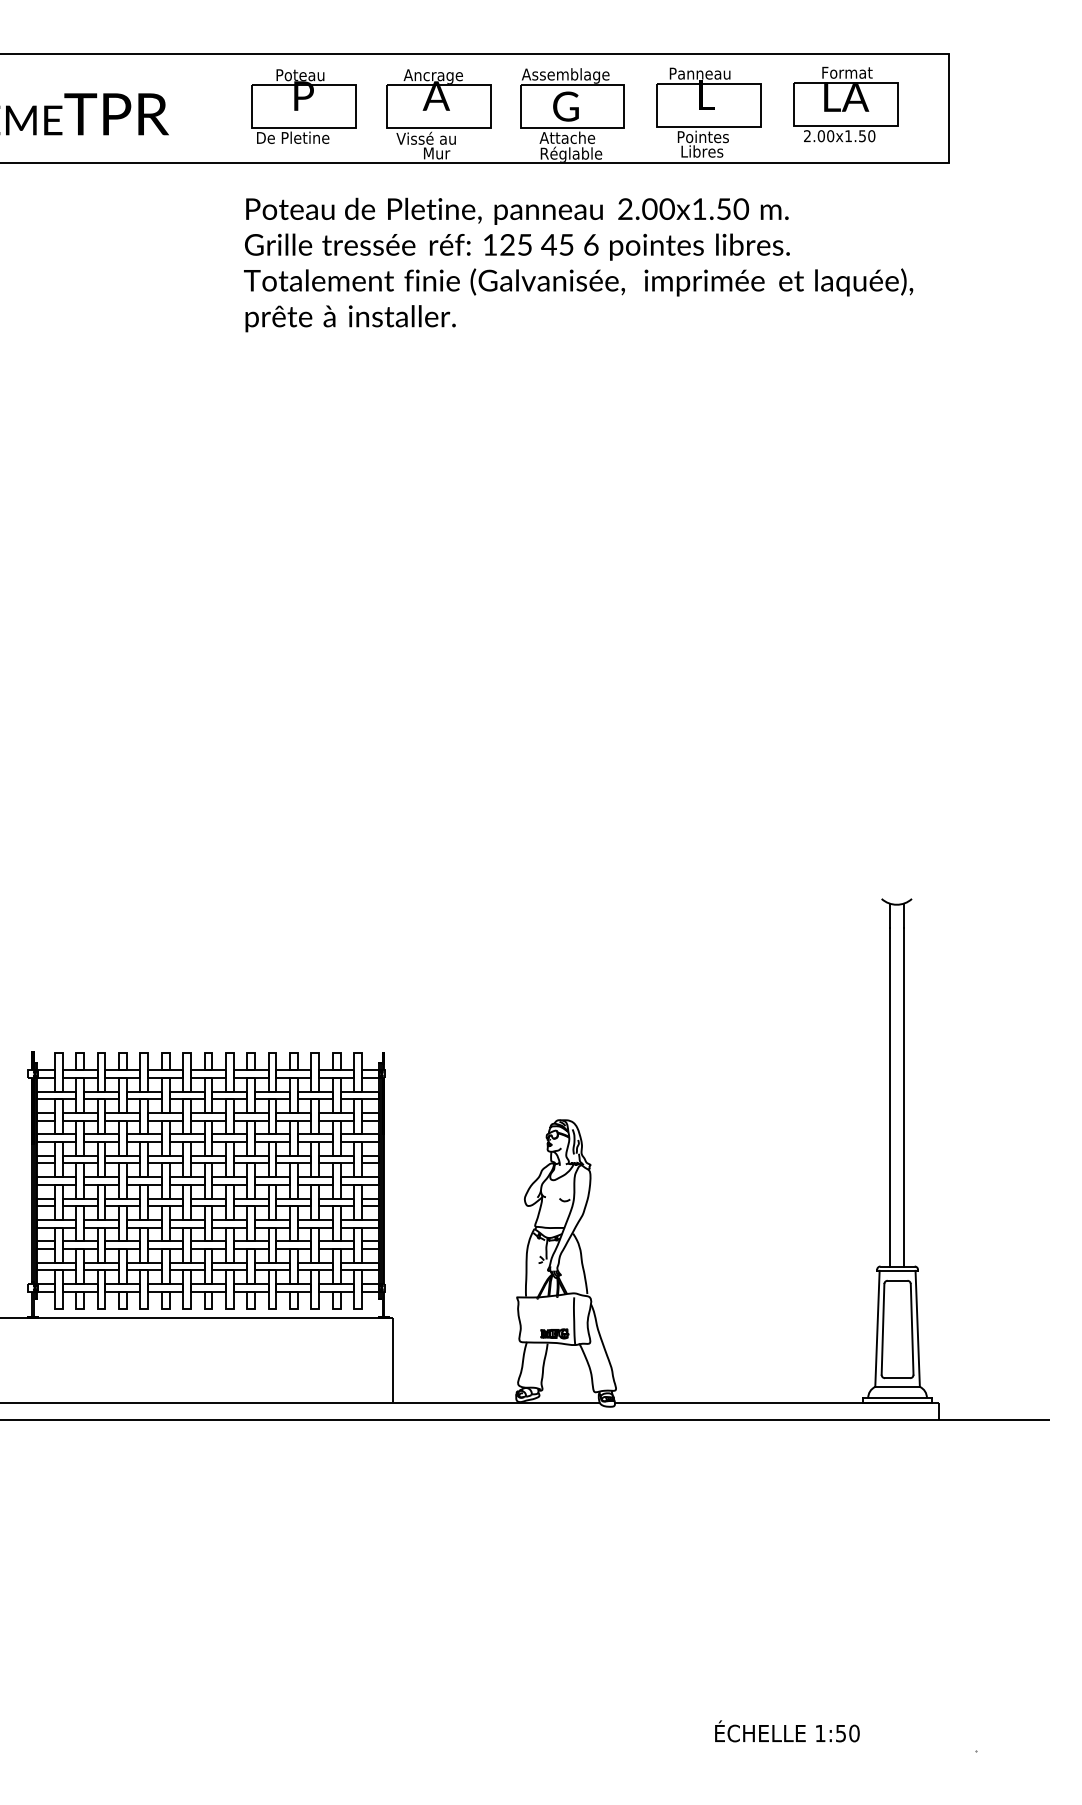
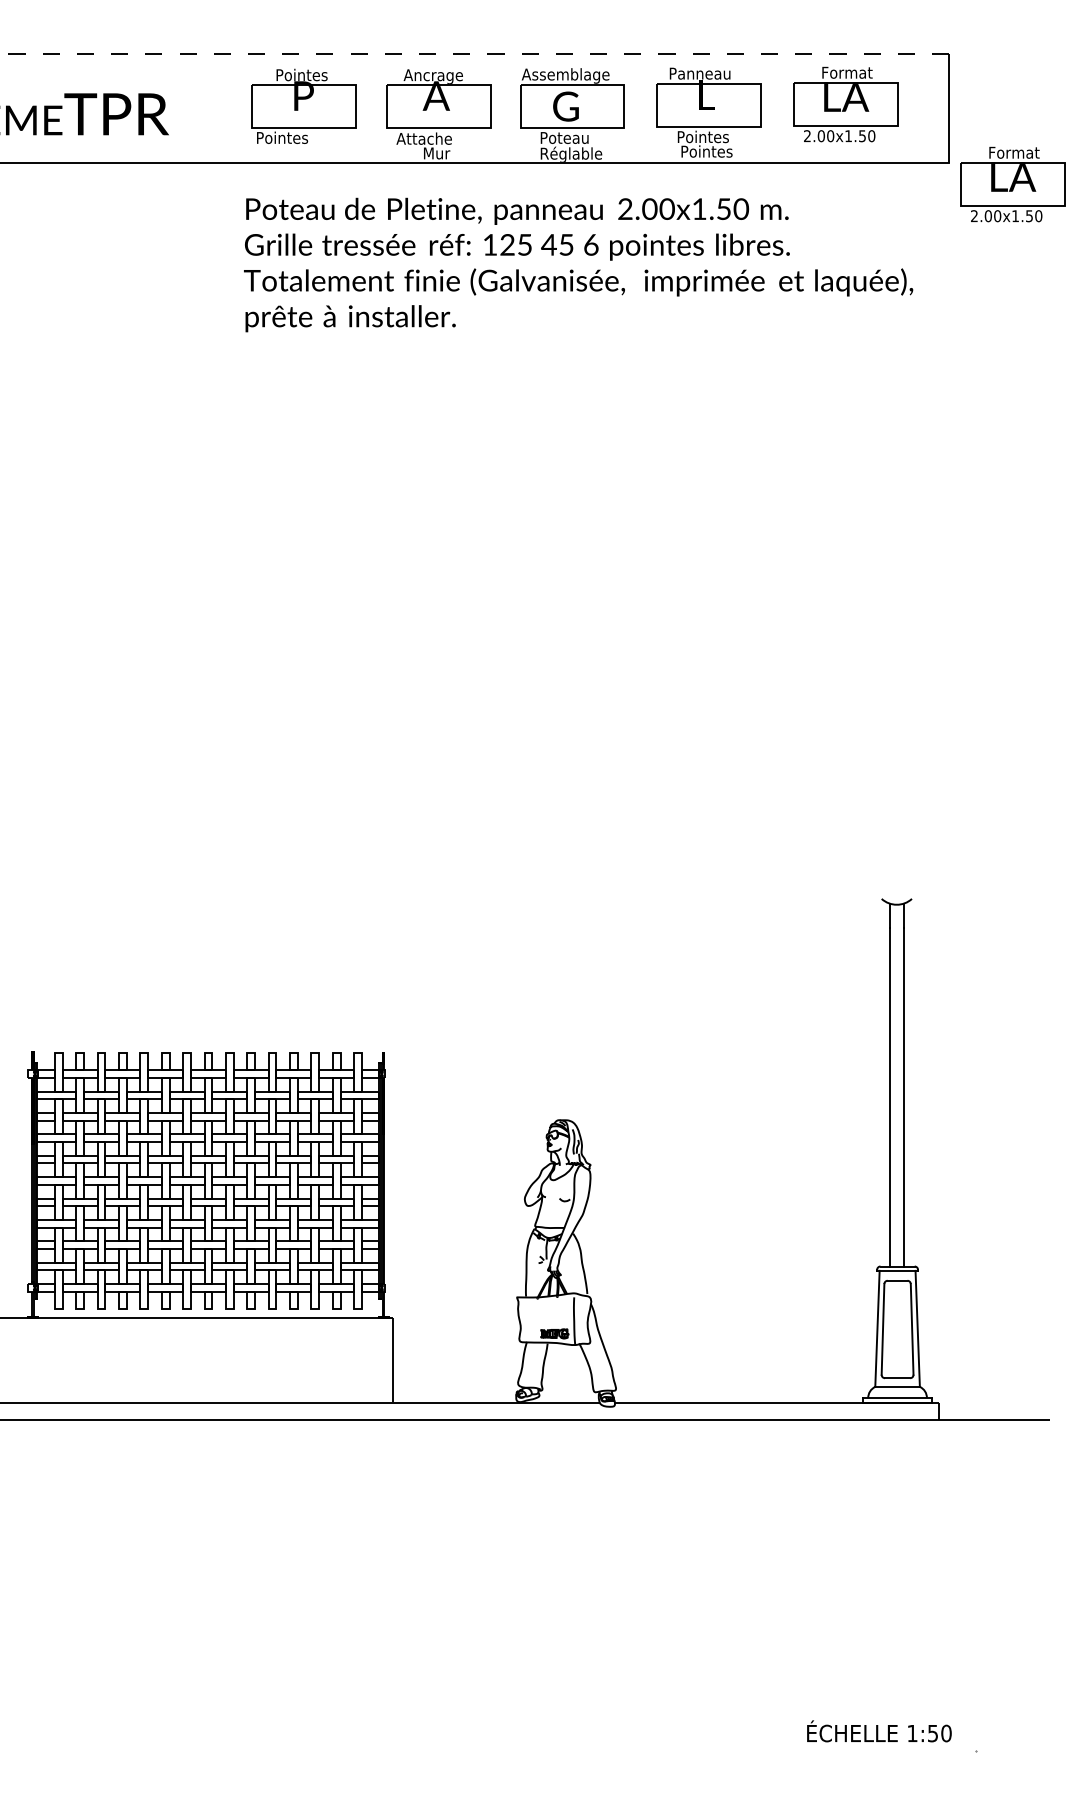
line: solid -> dashed (474, 54)
text: Poteau -> Pointes (310, 74)
text: De Pletine -> Pointes (293, 137)
text: Vissé au -> Attache (425, 137)
text: Attache -> Poteau (567, 137)
text: Libres -> Pointes (707, 151)
part: none -> present (1012, 184)
text position: (787, 1731) -> (879, 1731) (879, 1731)
